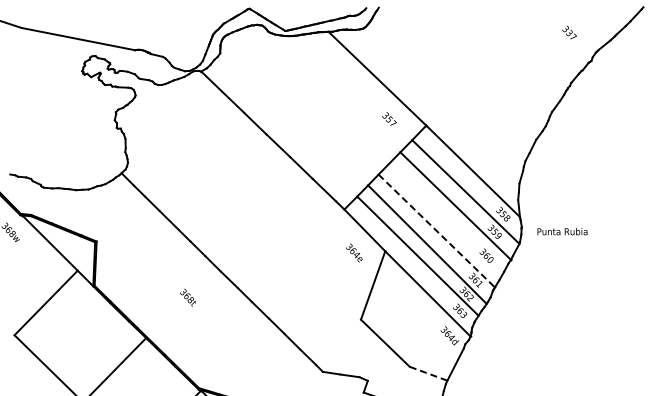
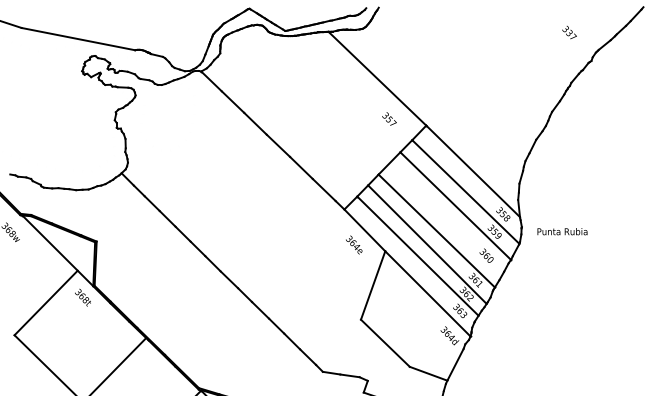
line: dashed -> solid (437, 231)
text position: (354, 252) -> (354, 244) (354, 244)
text position: (187, 297) -> (82, 297) (82, 297)
line: dashed -> solid (429, 373)
